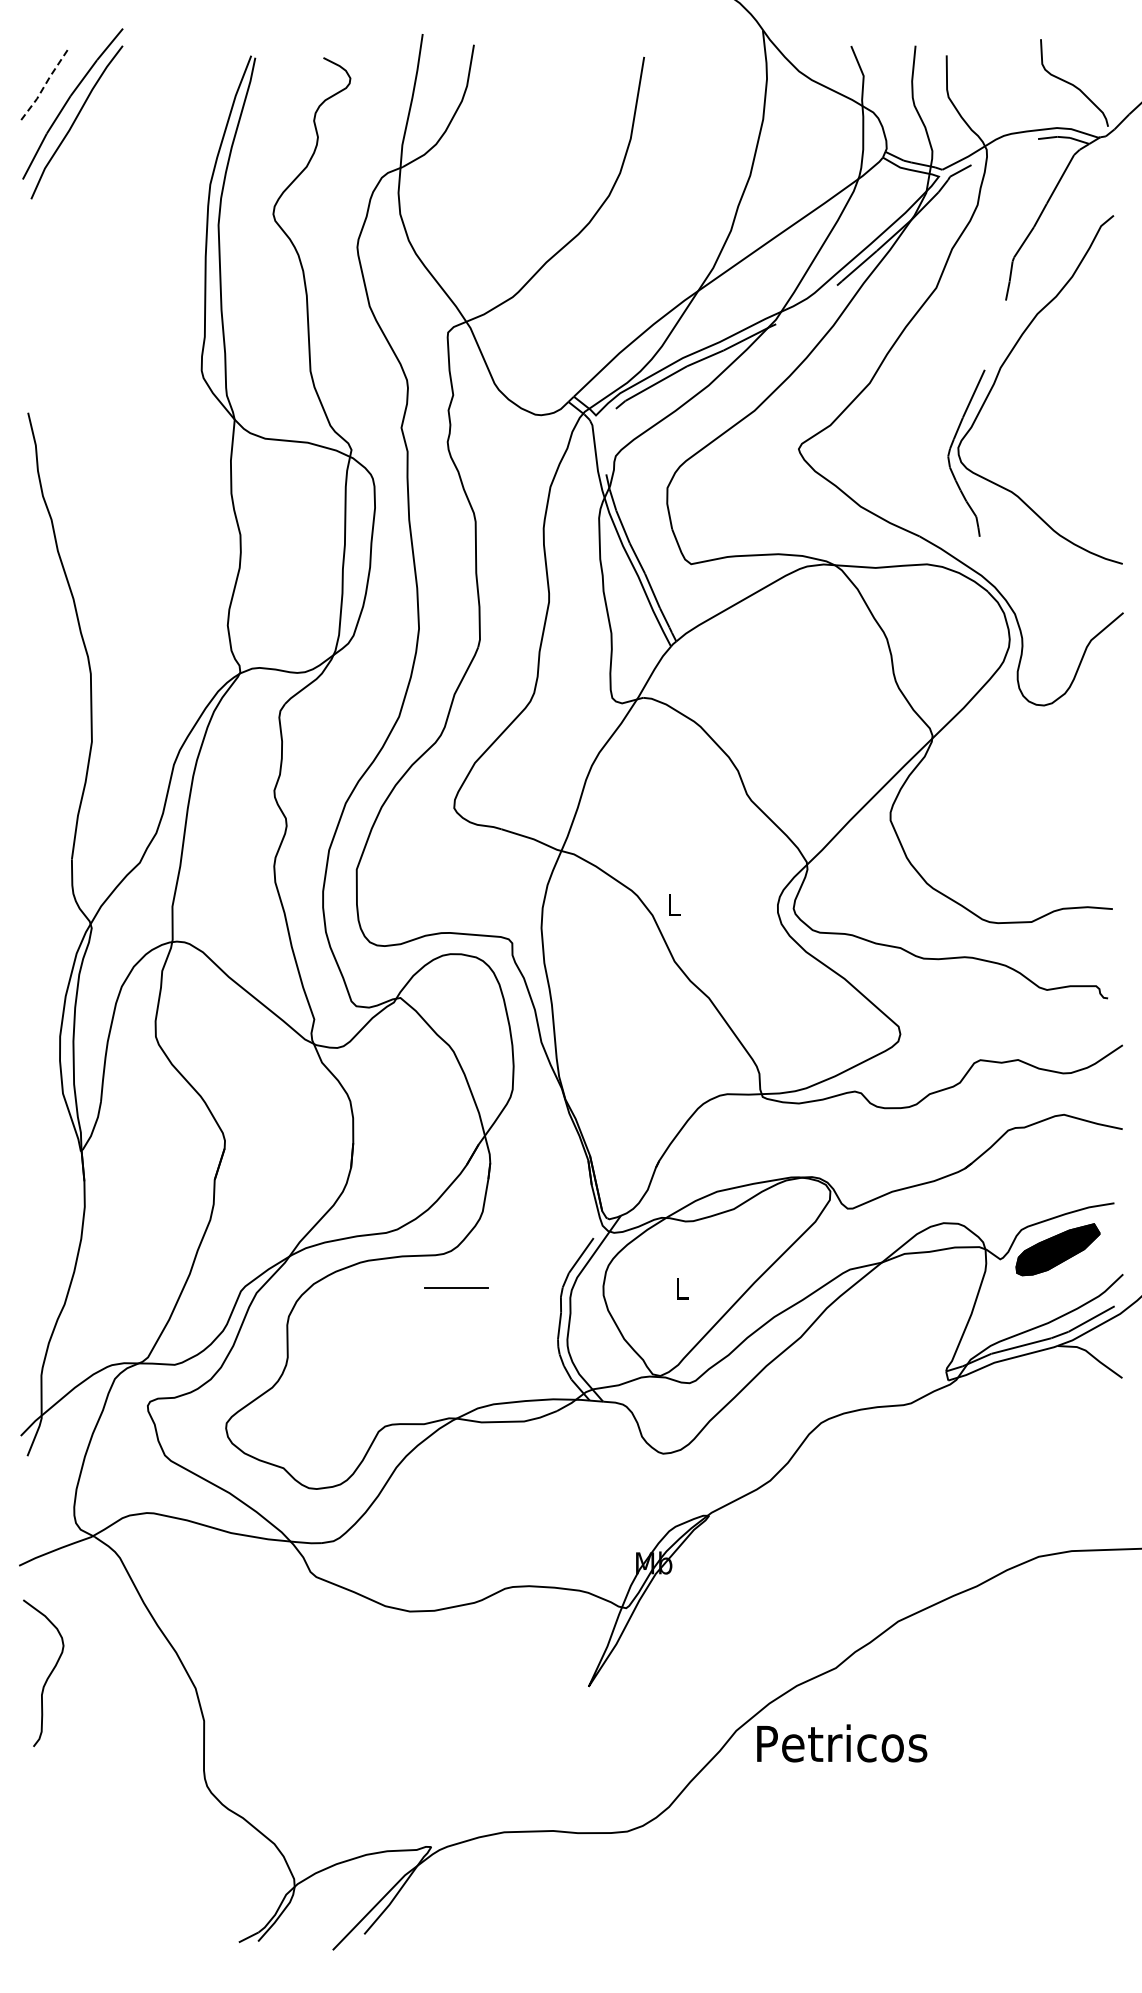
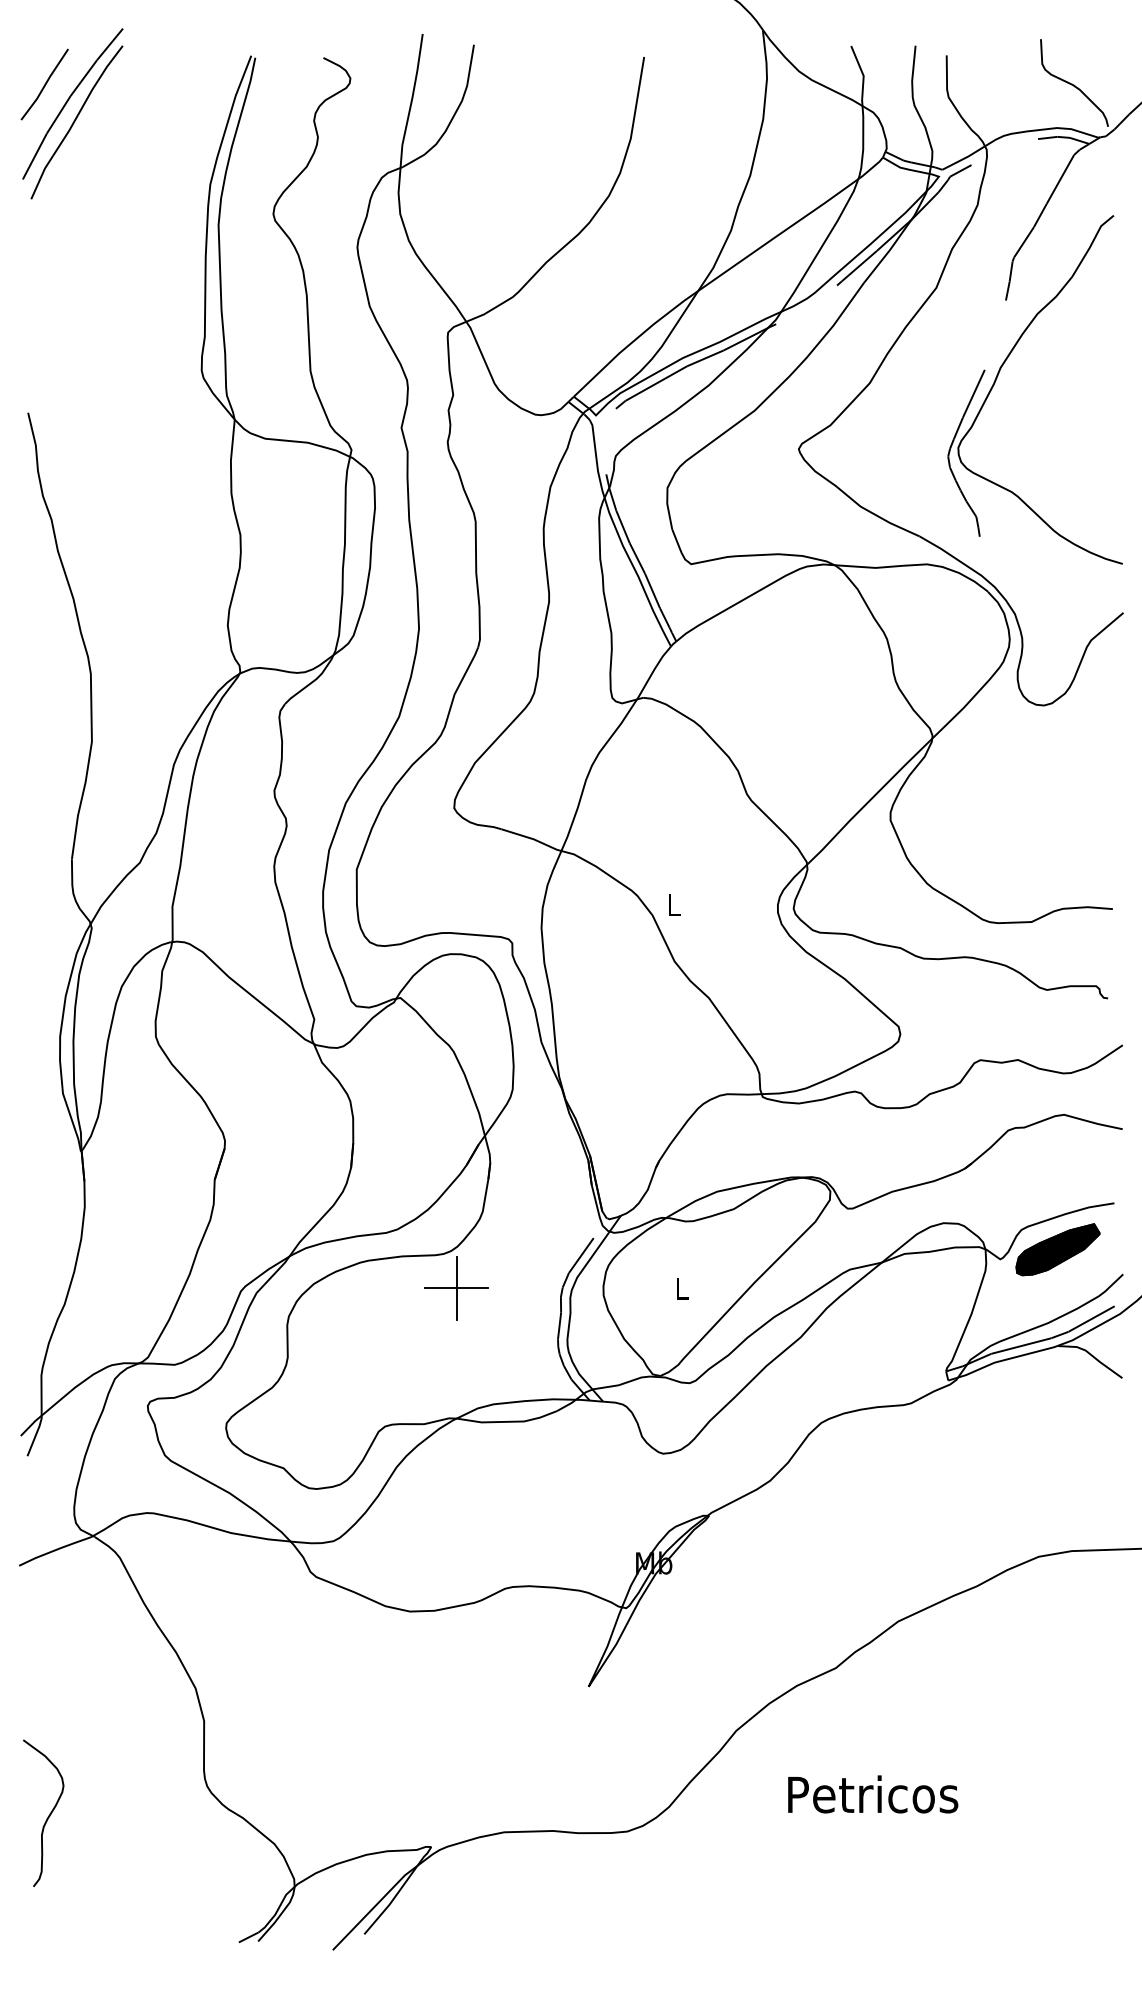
line: dashed -> solid (45, 84)
line: none -> present (456, 1288)
curve position: (48, 1675) -> (48, 1815) (48, 1815)
text position: (842, 1743) -> (873, 1794) (873, 1794)
